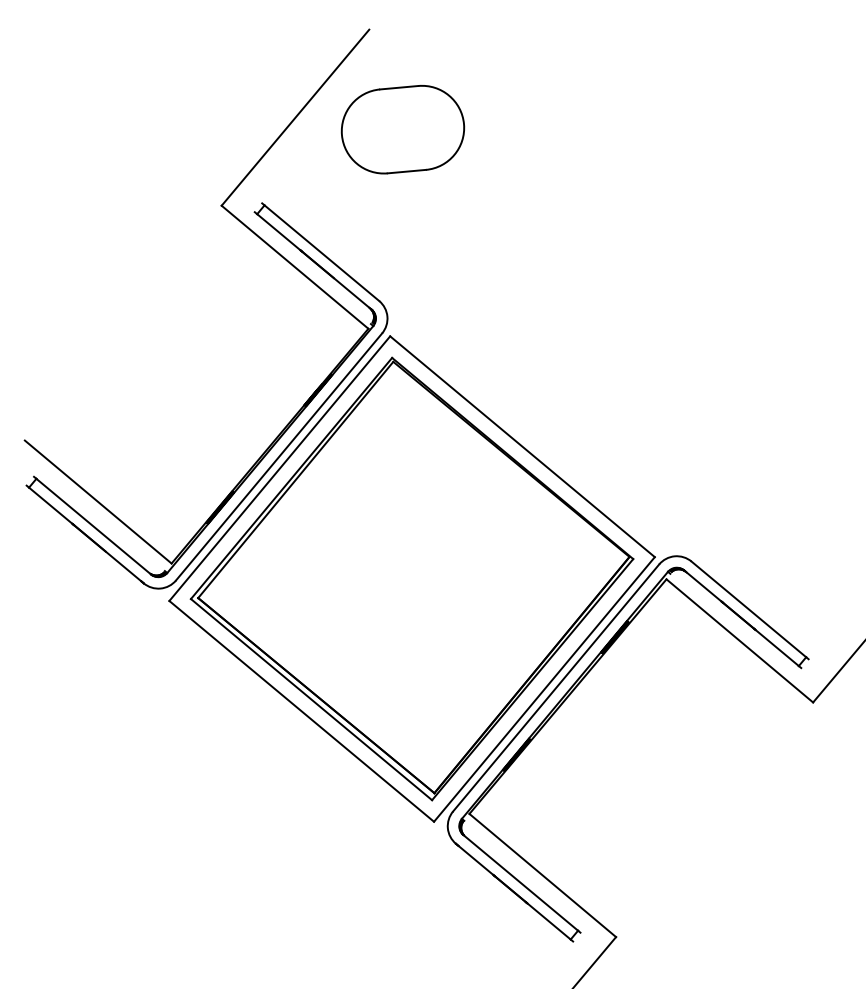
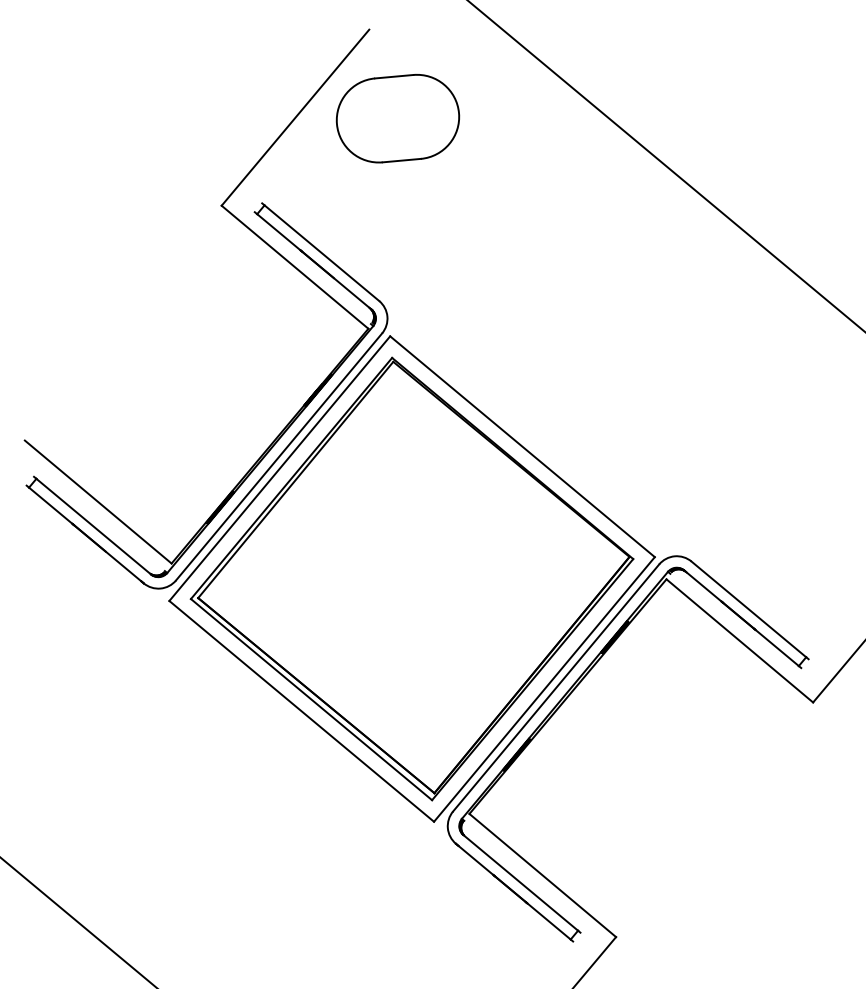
part position: (402, 129) -> (397, 118) (397, 118)
line: none -> present (665, 165)
line: none -> present (78, 921)
